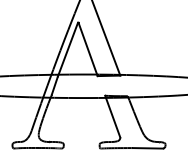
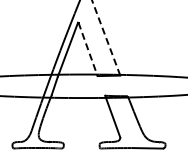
line: solid -> dashed (106, 37)
line: solid -> dashed (88, 49)
